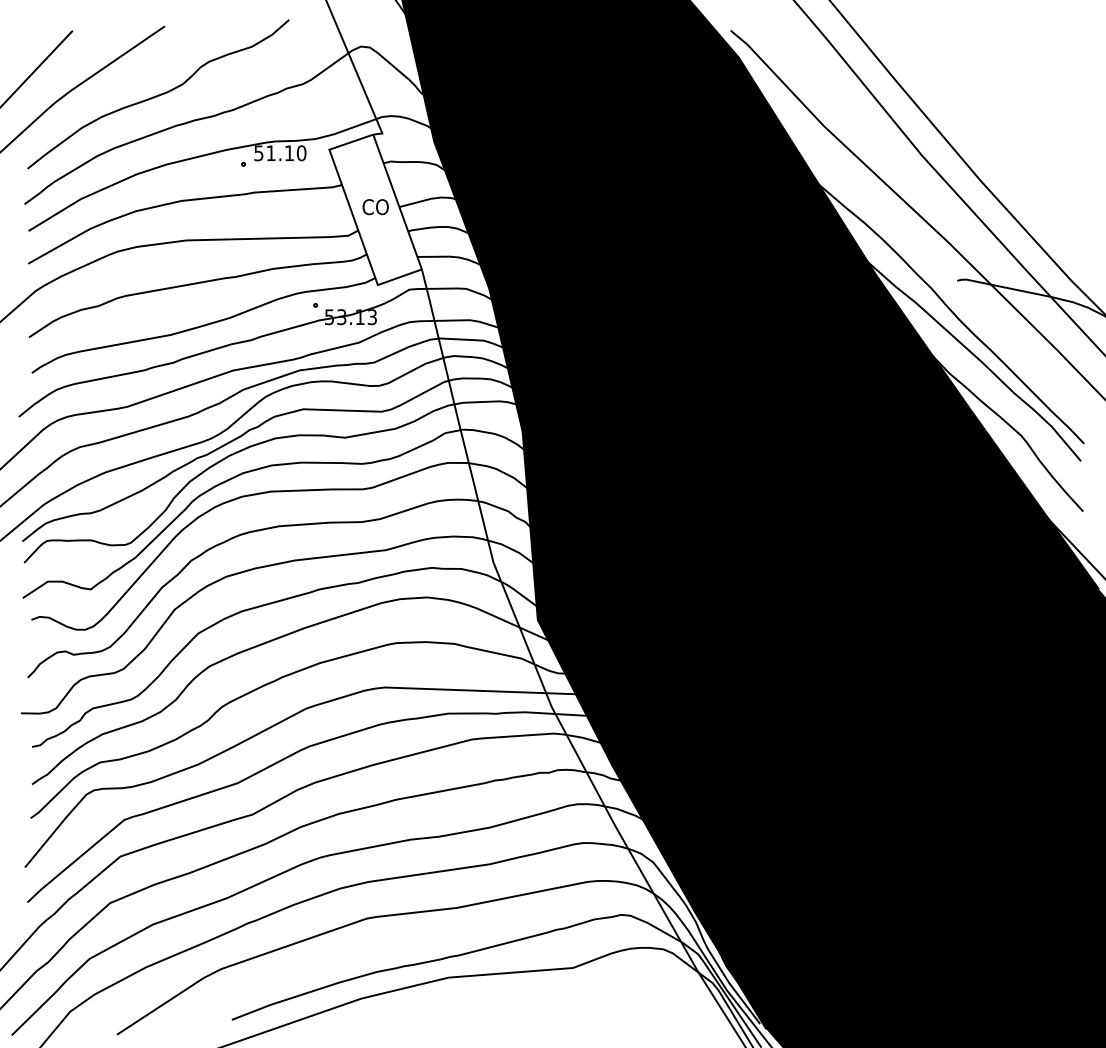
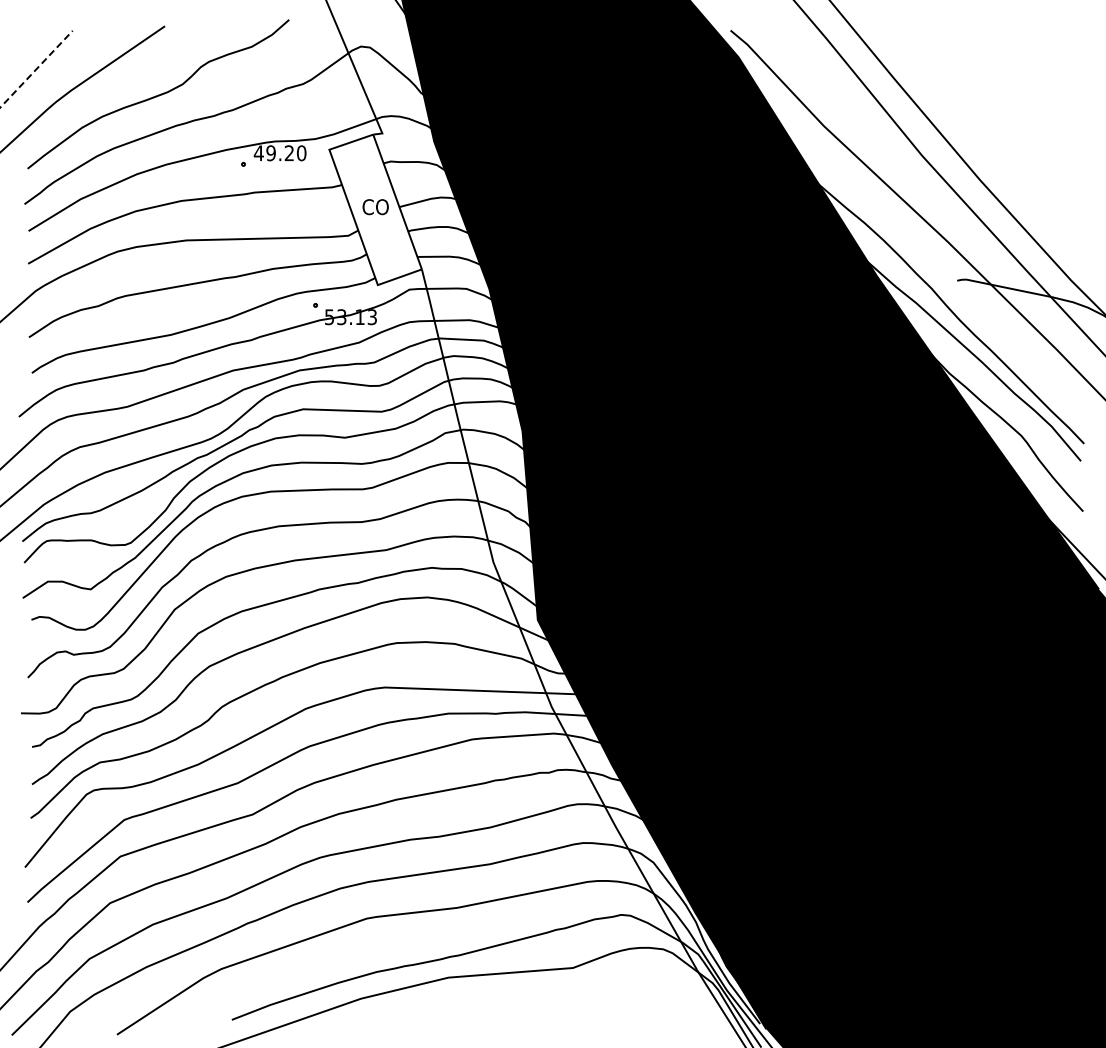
line: solid -> dashed (36, 69)
text: 51.10 -> 49.20 (273, 153)
